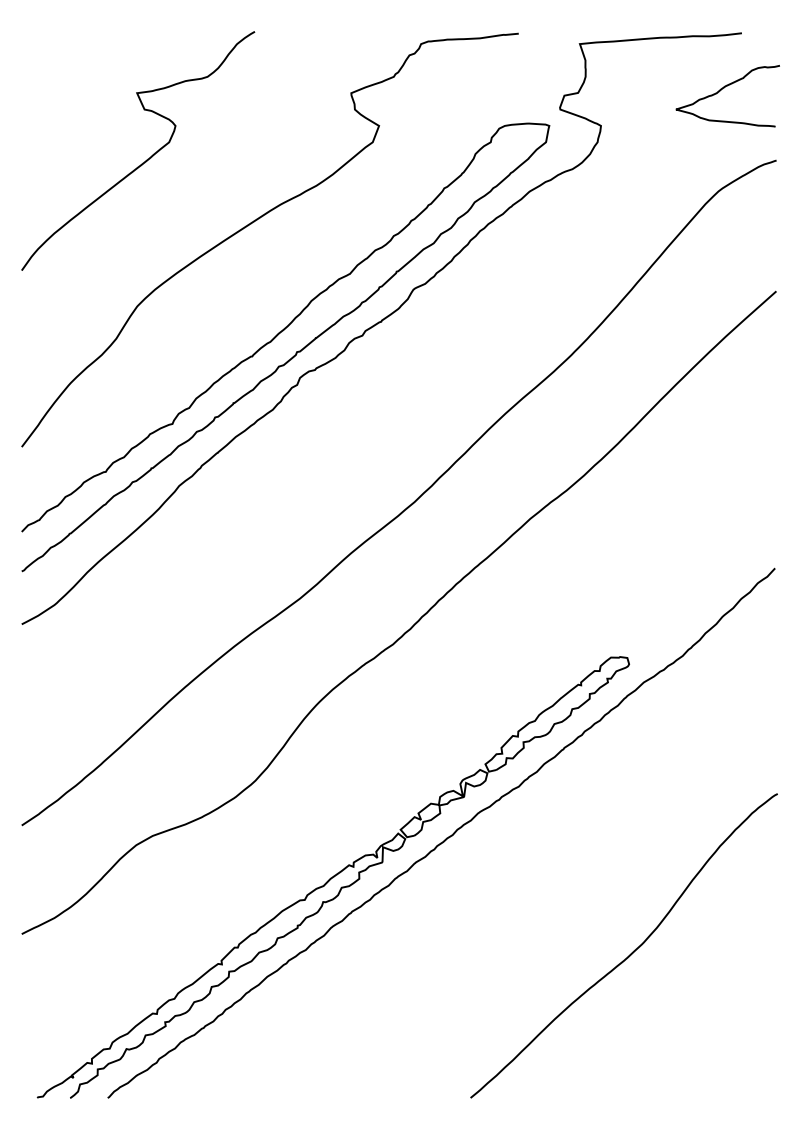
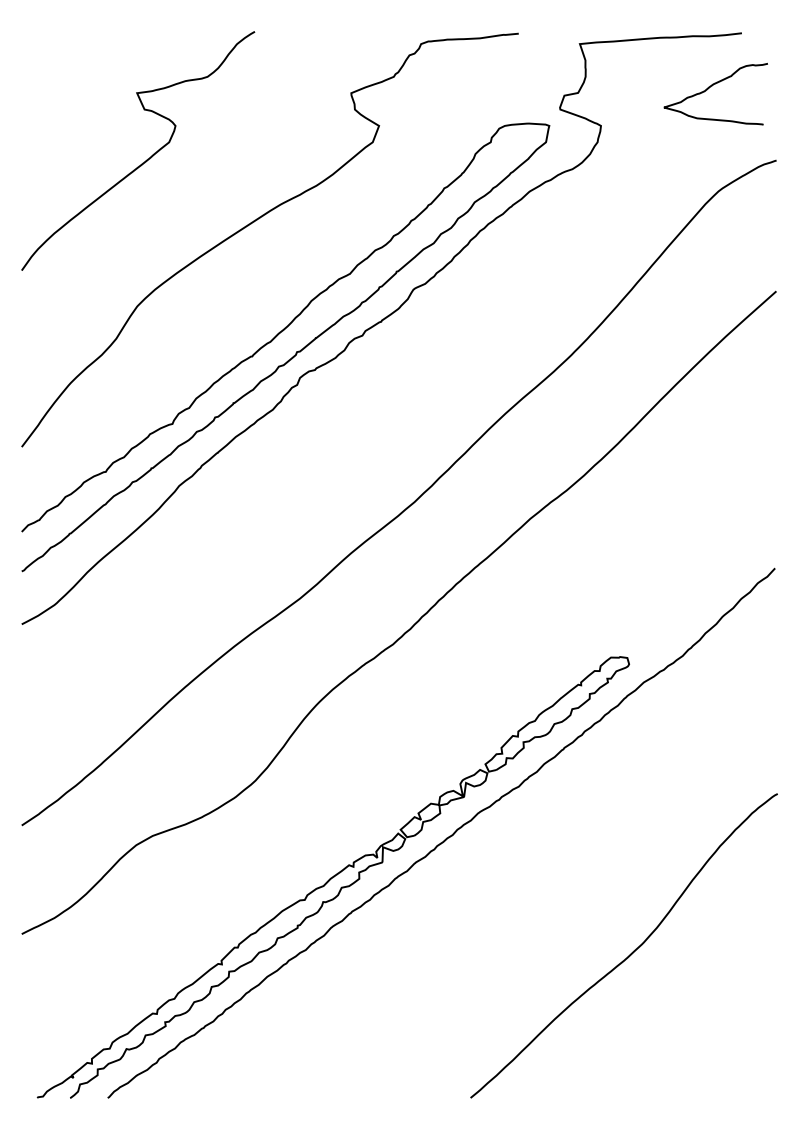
curve position: (721, 90) -> (709, 88) (709, 88)
